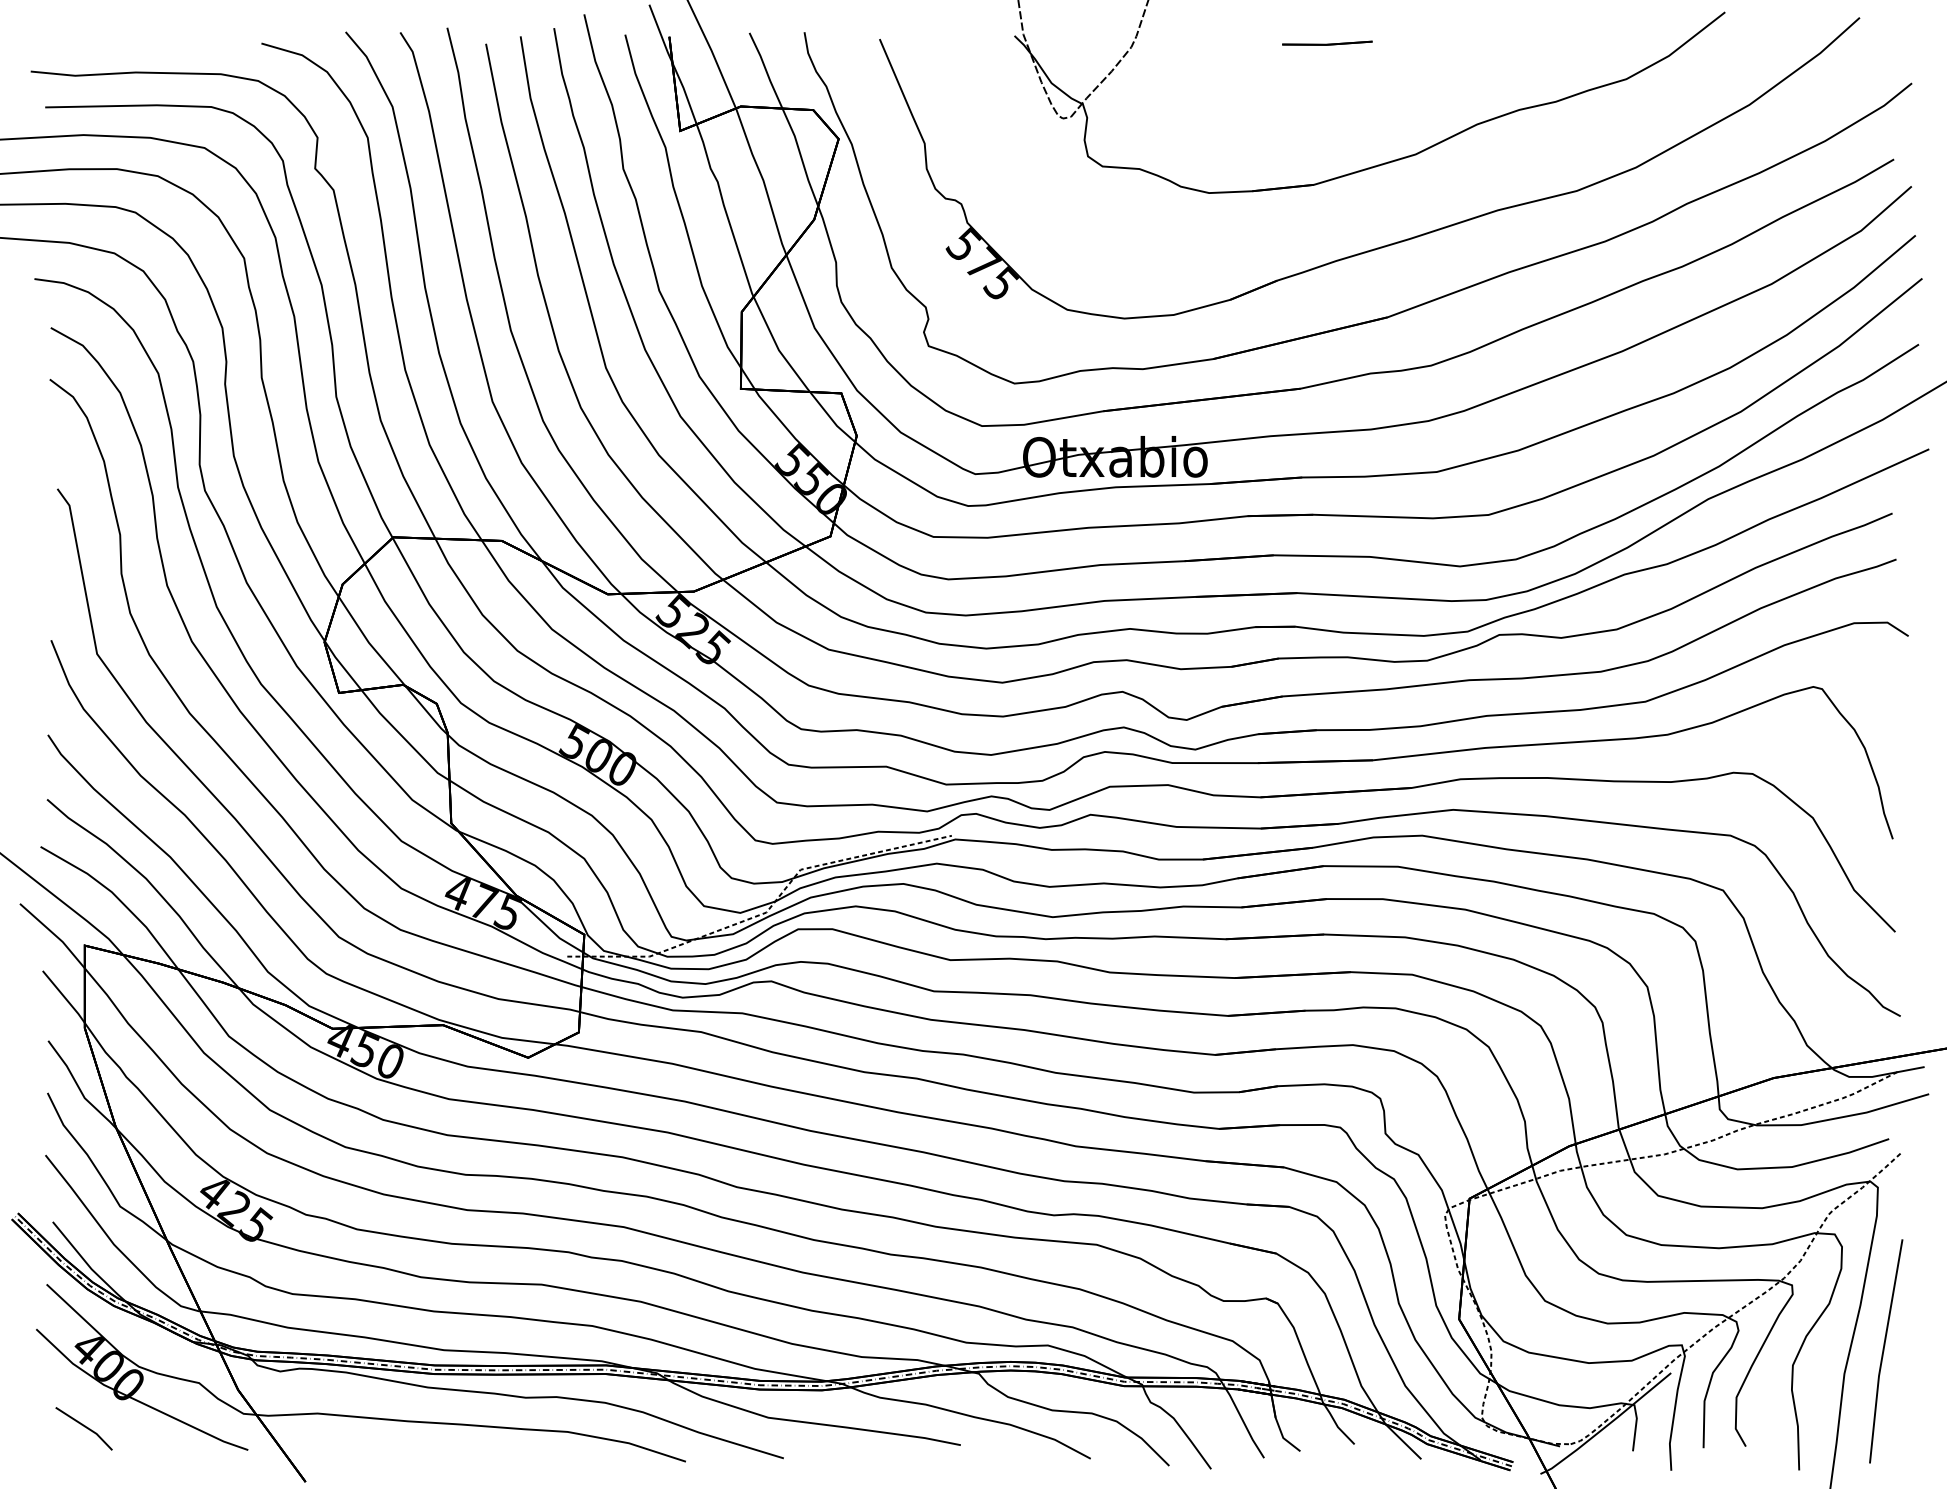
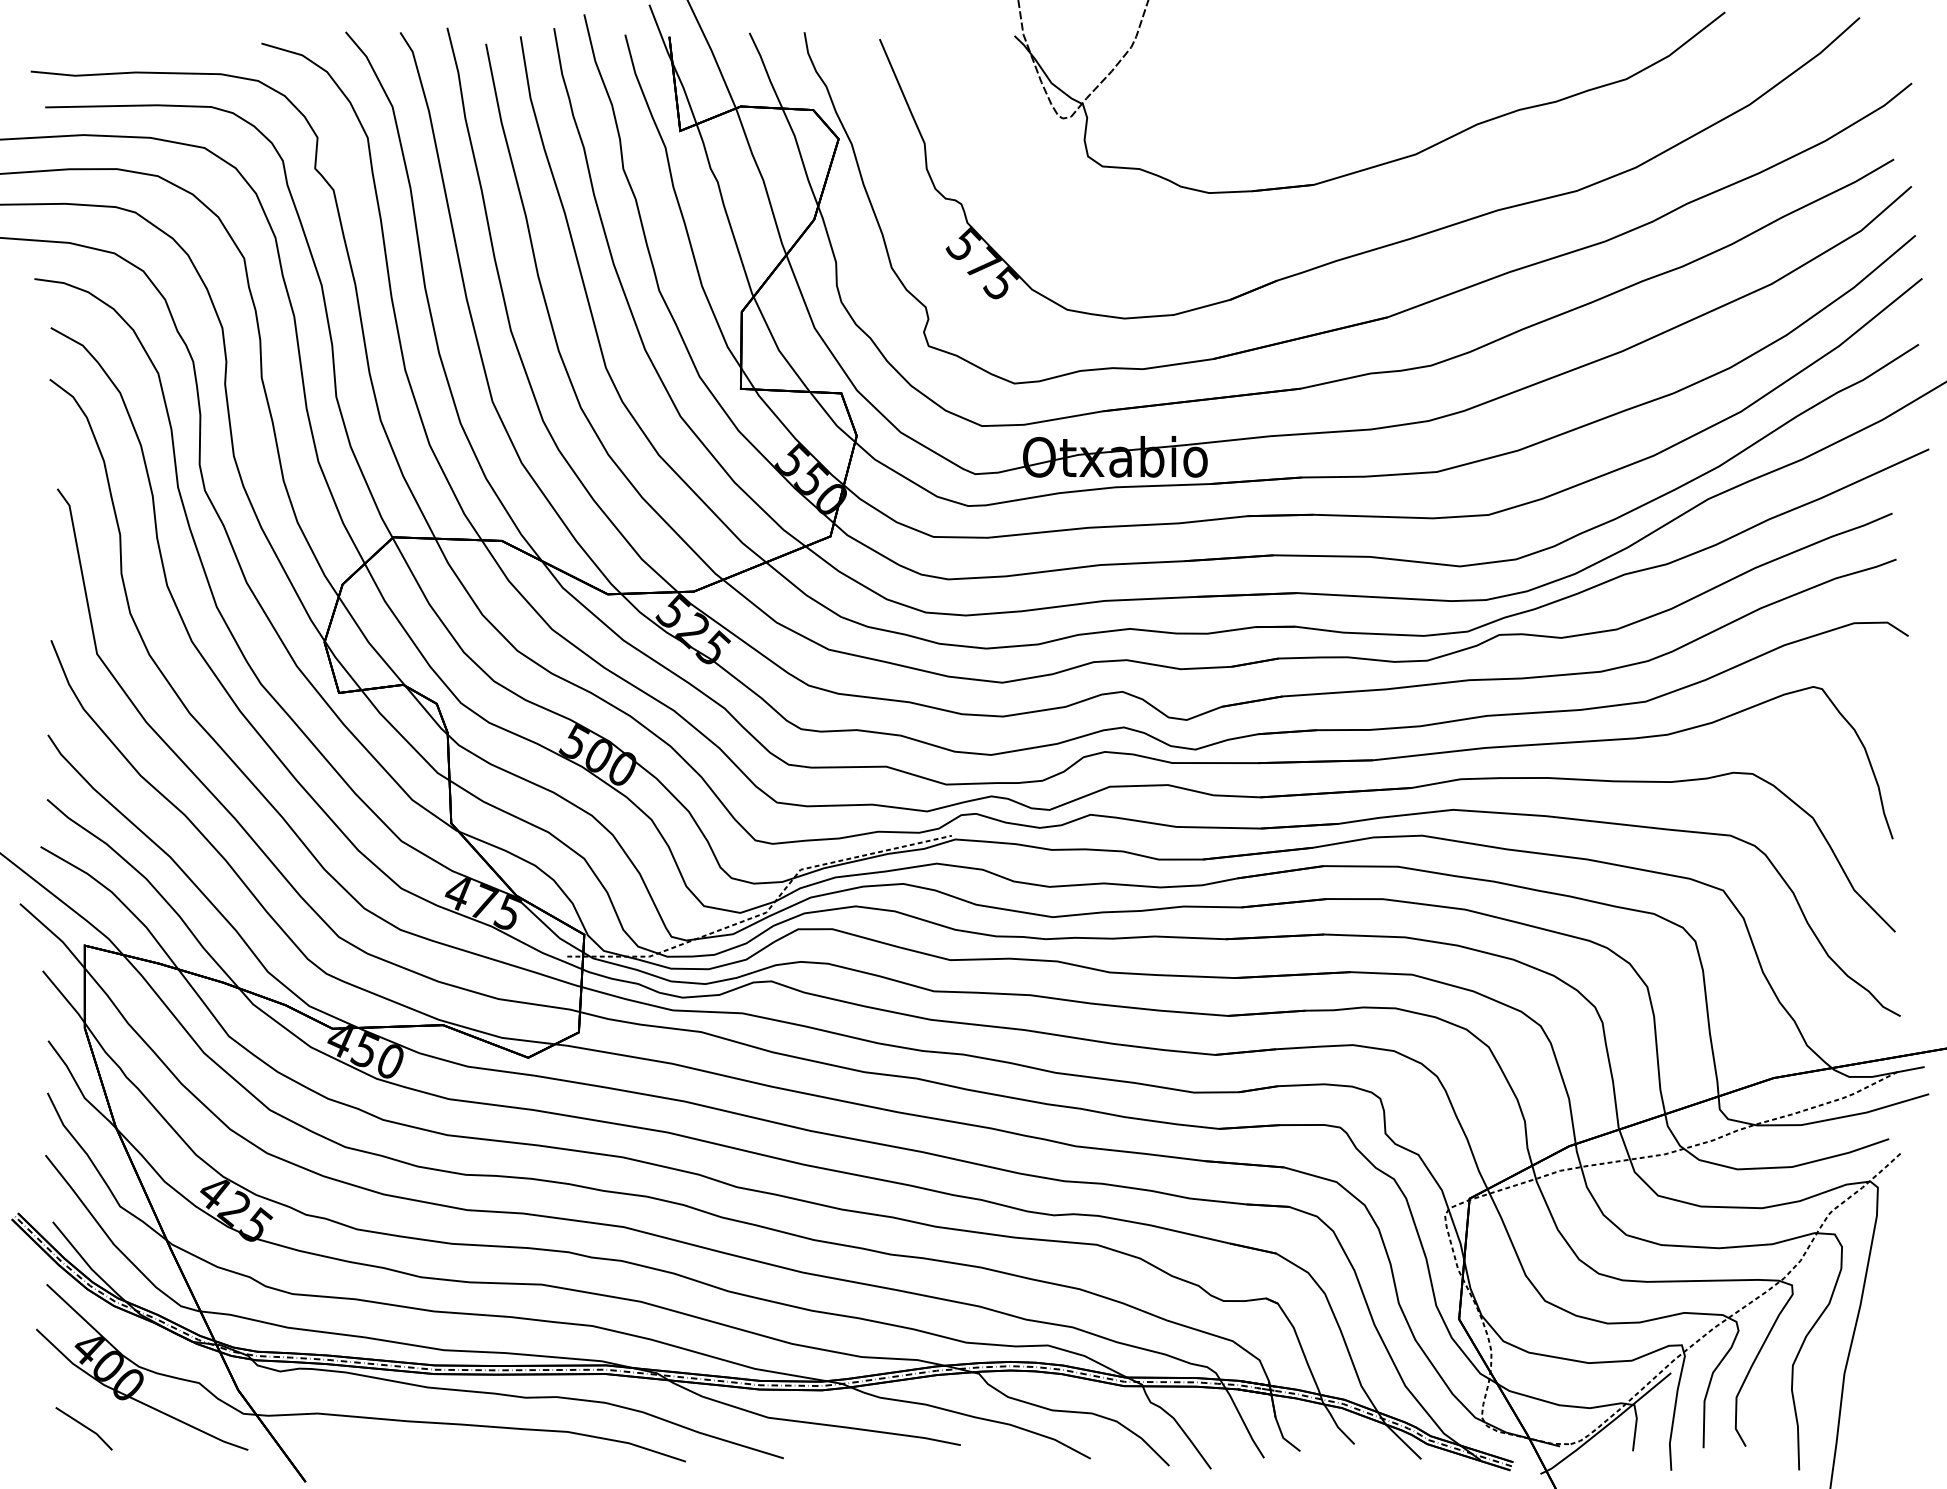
part: present -> none (1327, 42)
line: present -> none (1884, 1351)
